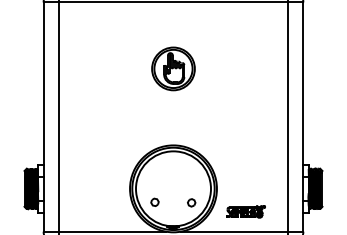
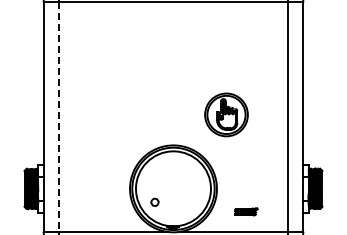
part position: (173, 68) -> (226, 114) (226, 114)
line: solid -> dashed (58, 117)
part: present -> none (191, 202)
part size: 40x14 px -> 25x10 px (246, 211)
